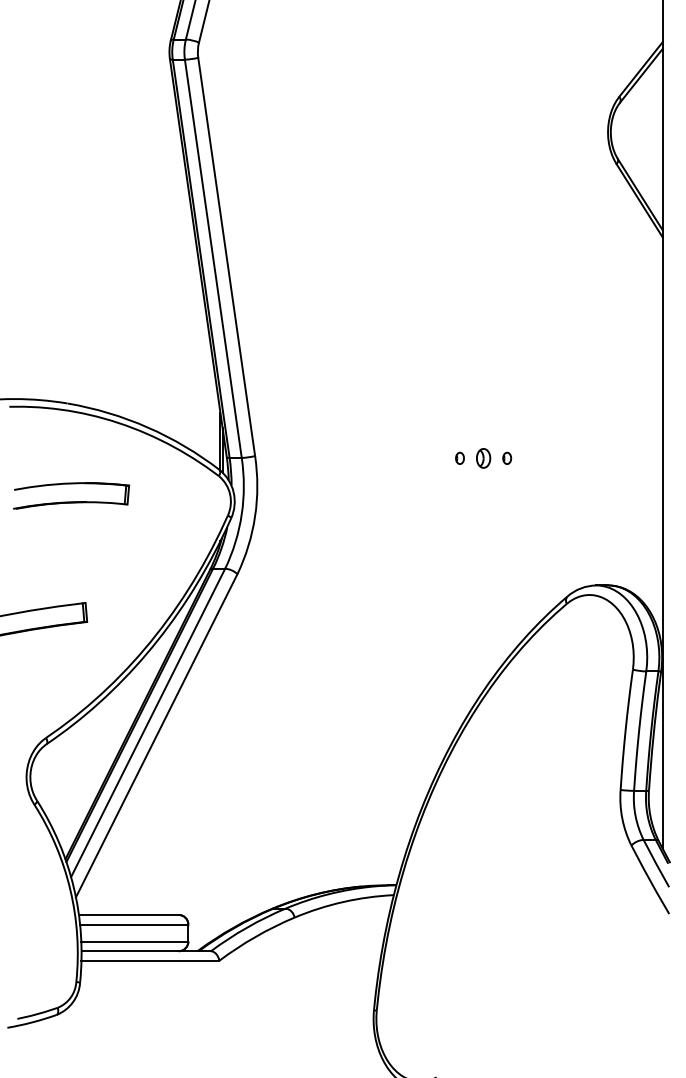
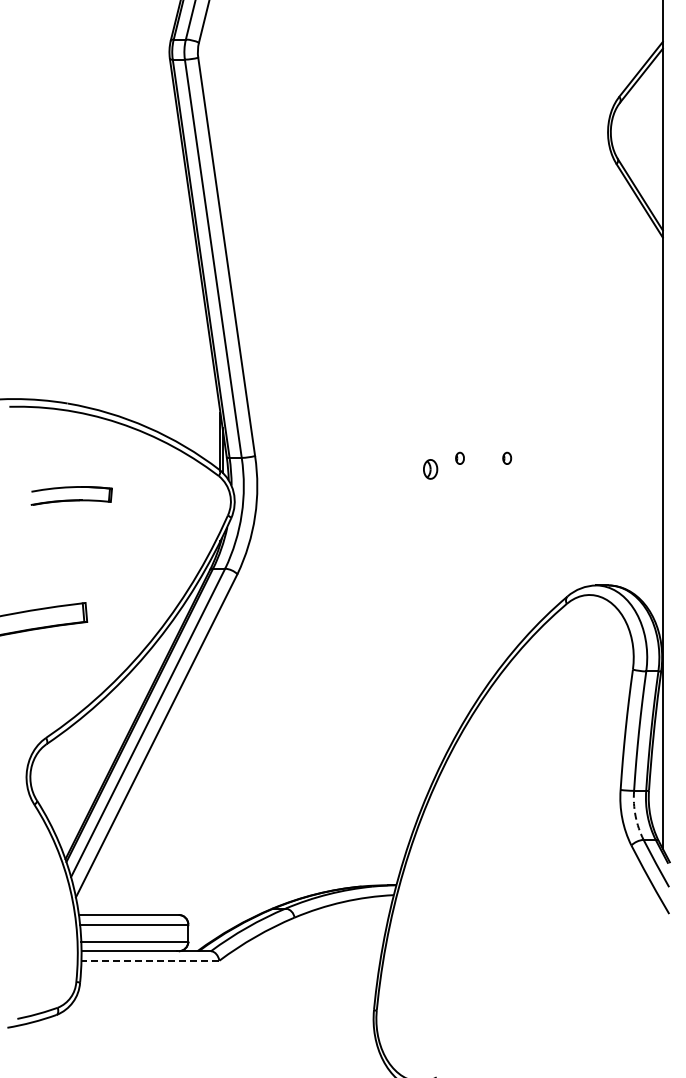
part position: (483, 458) -> (430, 469) (430, 469)
part size: 118x28 px -> 83x20 px (71, 495)
arc: solid -> dashed (635, 816)
line: solid -> dashed (149, 960)
